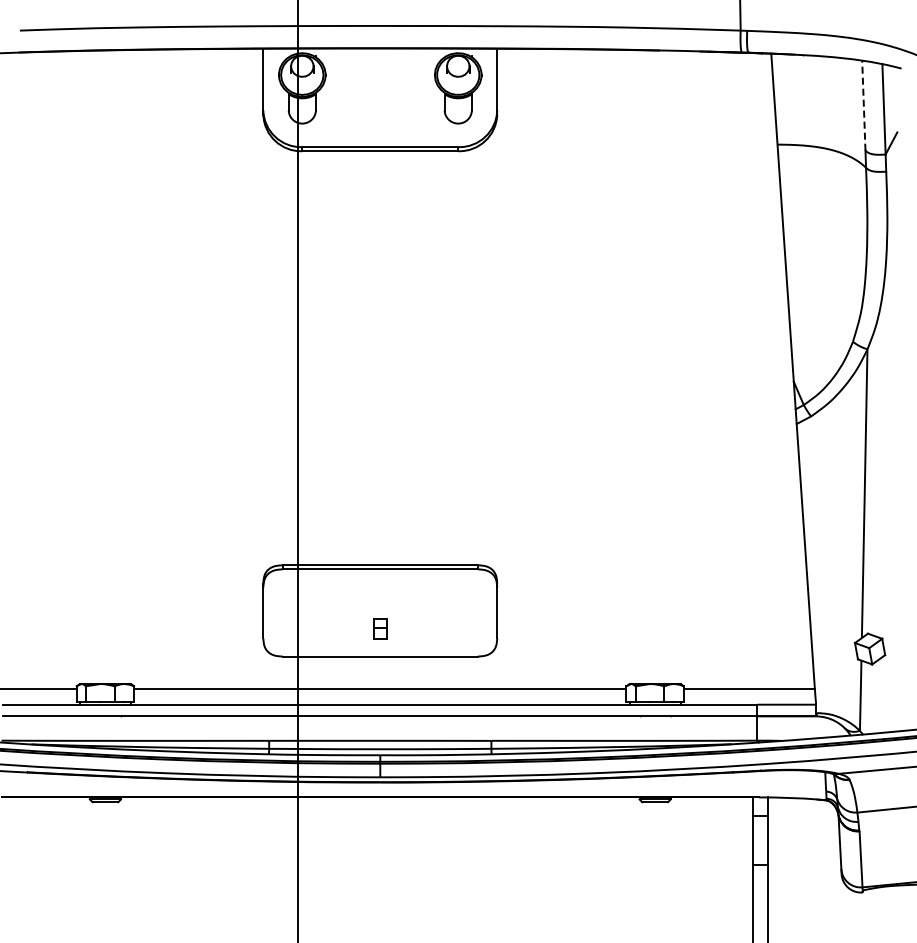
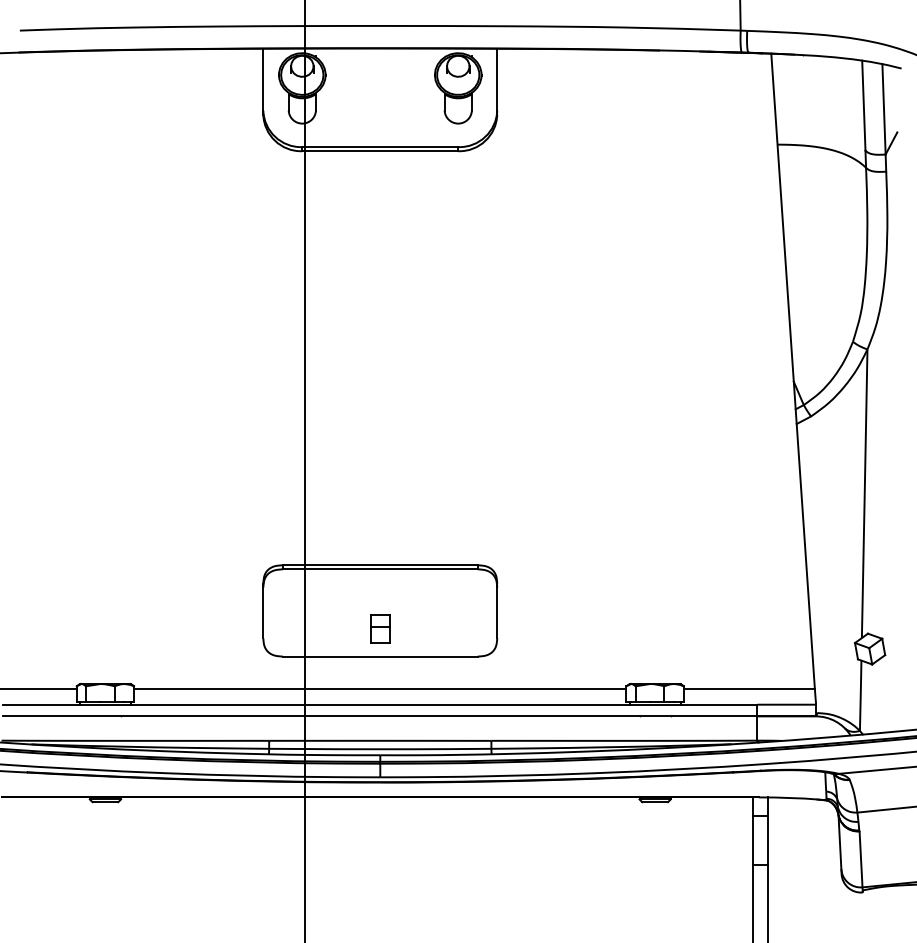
line: dashed -> solid (863, 105)
line position: (298, 470) -> (305, 470) (305, 470)
part size: 15x22 px -> 21x30 px (380, 628)
